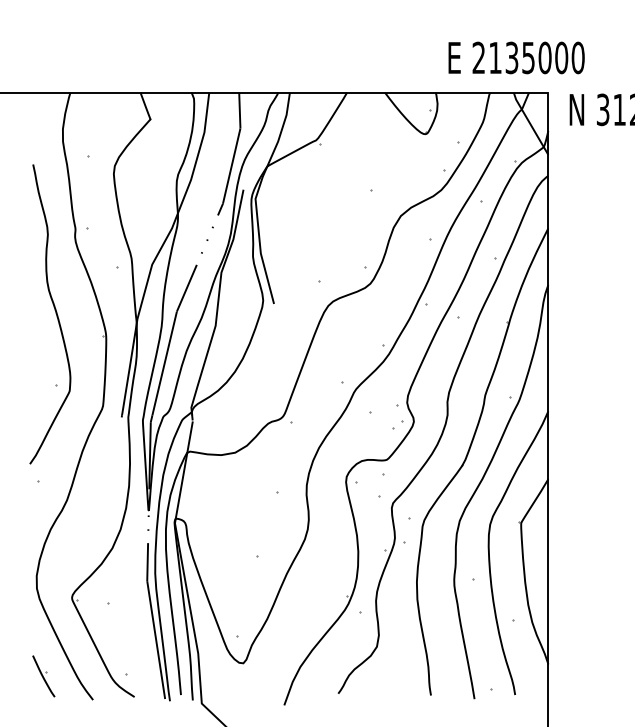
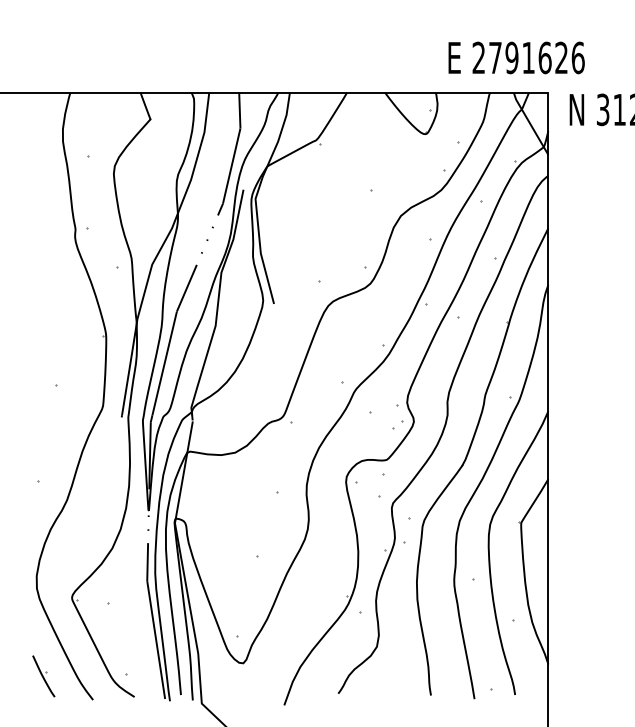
text: 2135000 -> 2791626 (536, 57)
curve: present -> none (55, 313)
